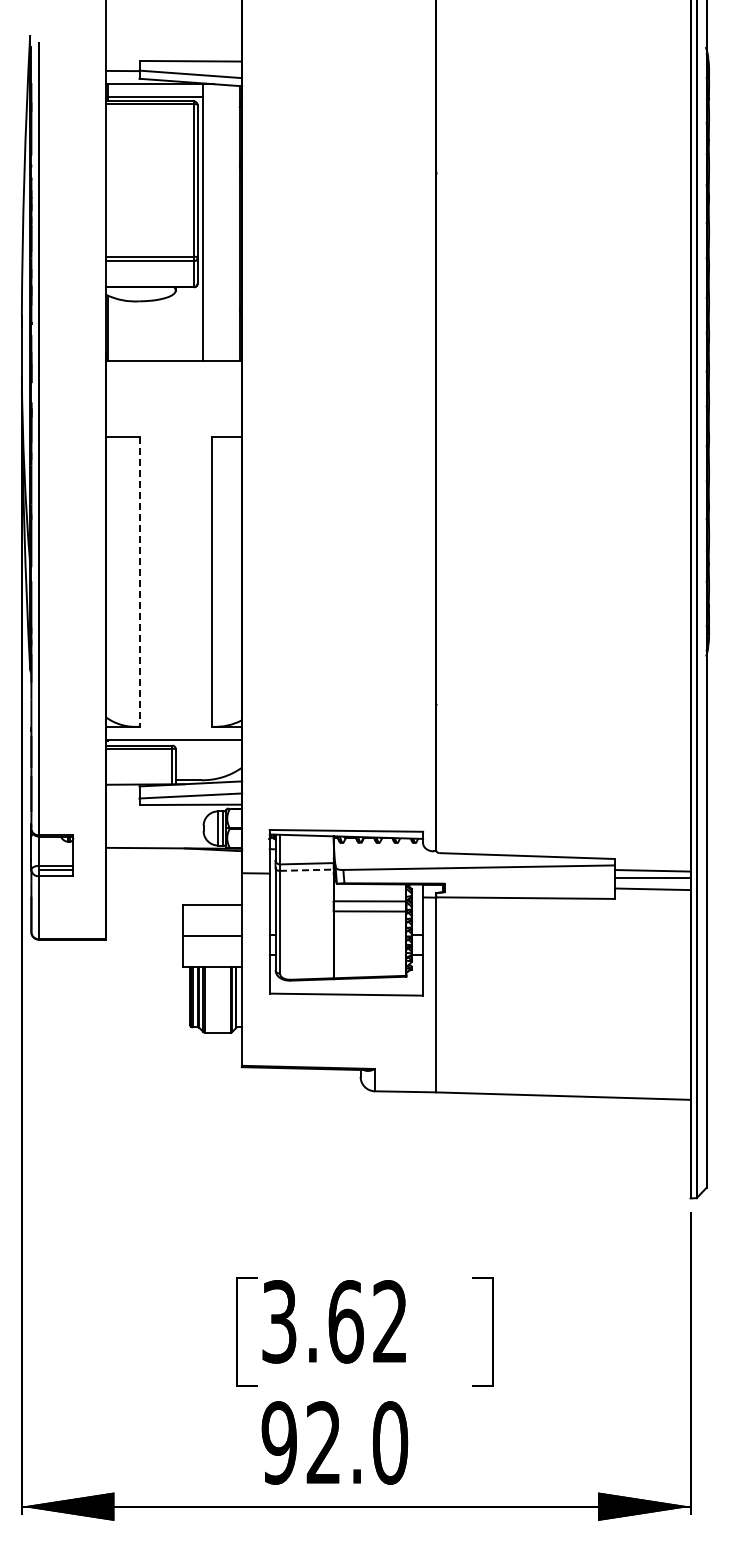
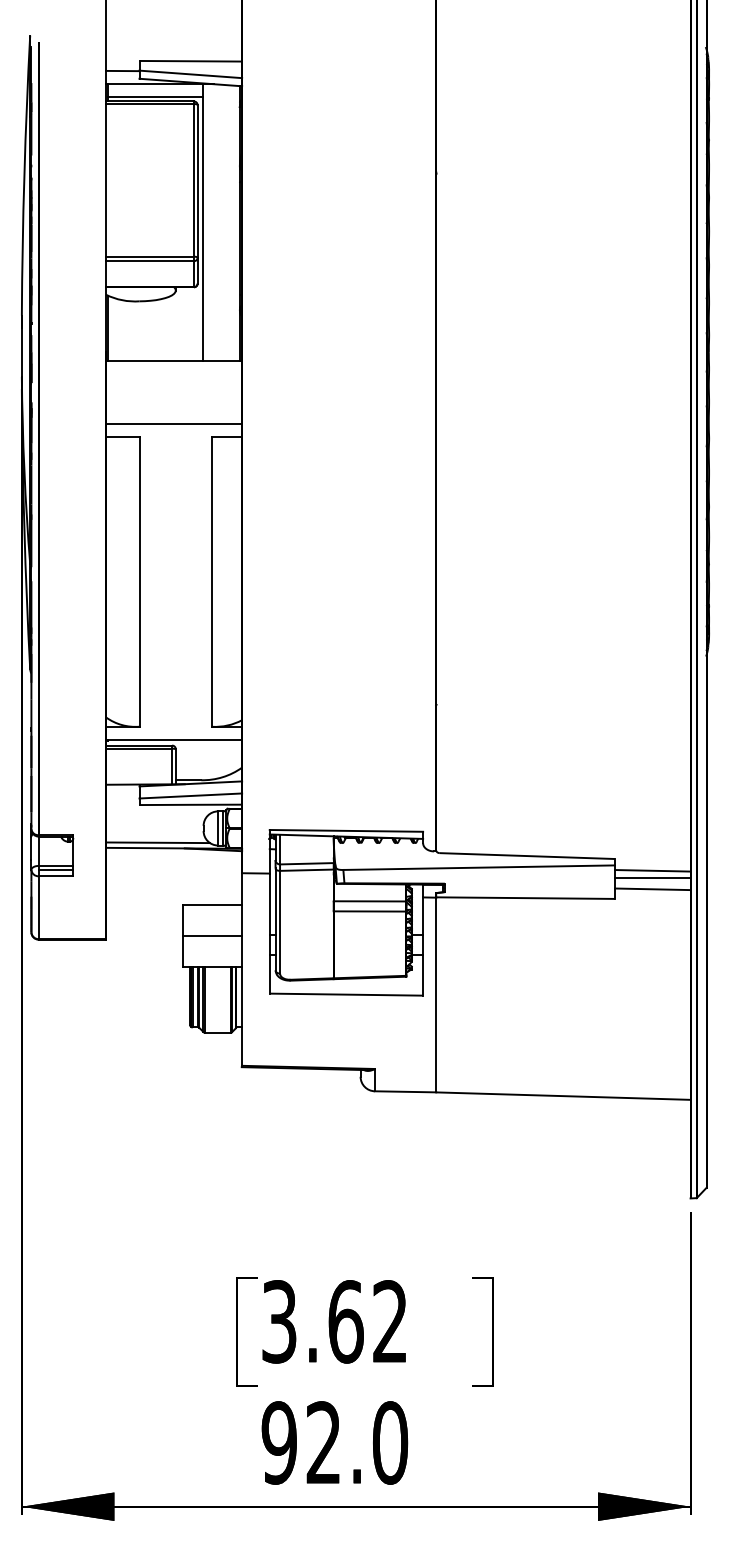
line: none -> present (174, 423)
line: dashed -> solid (139, 582)
line: none -> present (158, 842)
line: dashed -> solid (306, 870)
